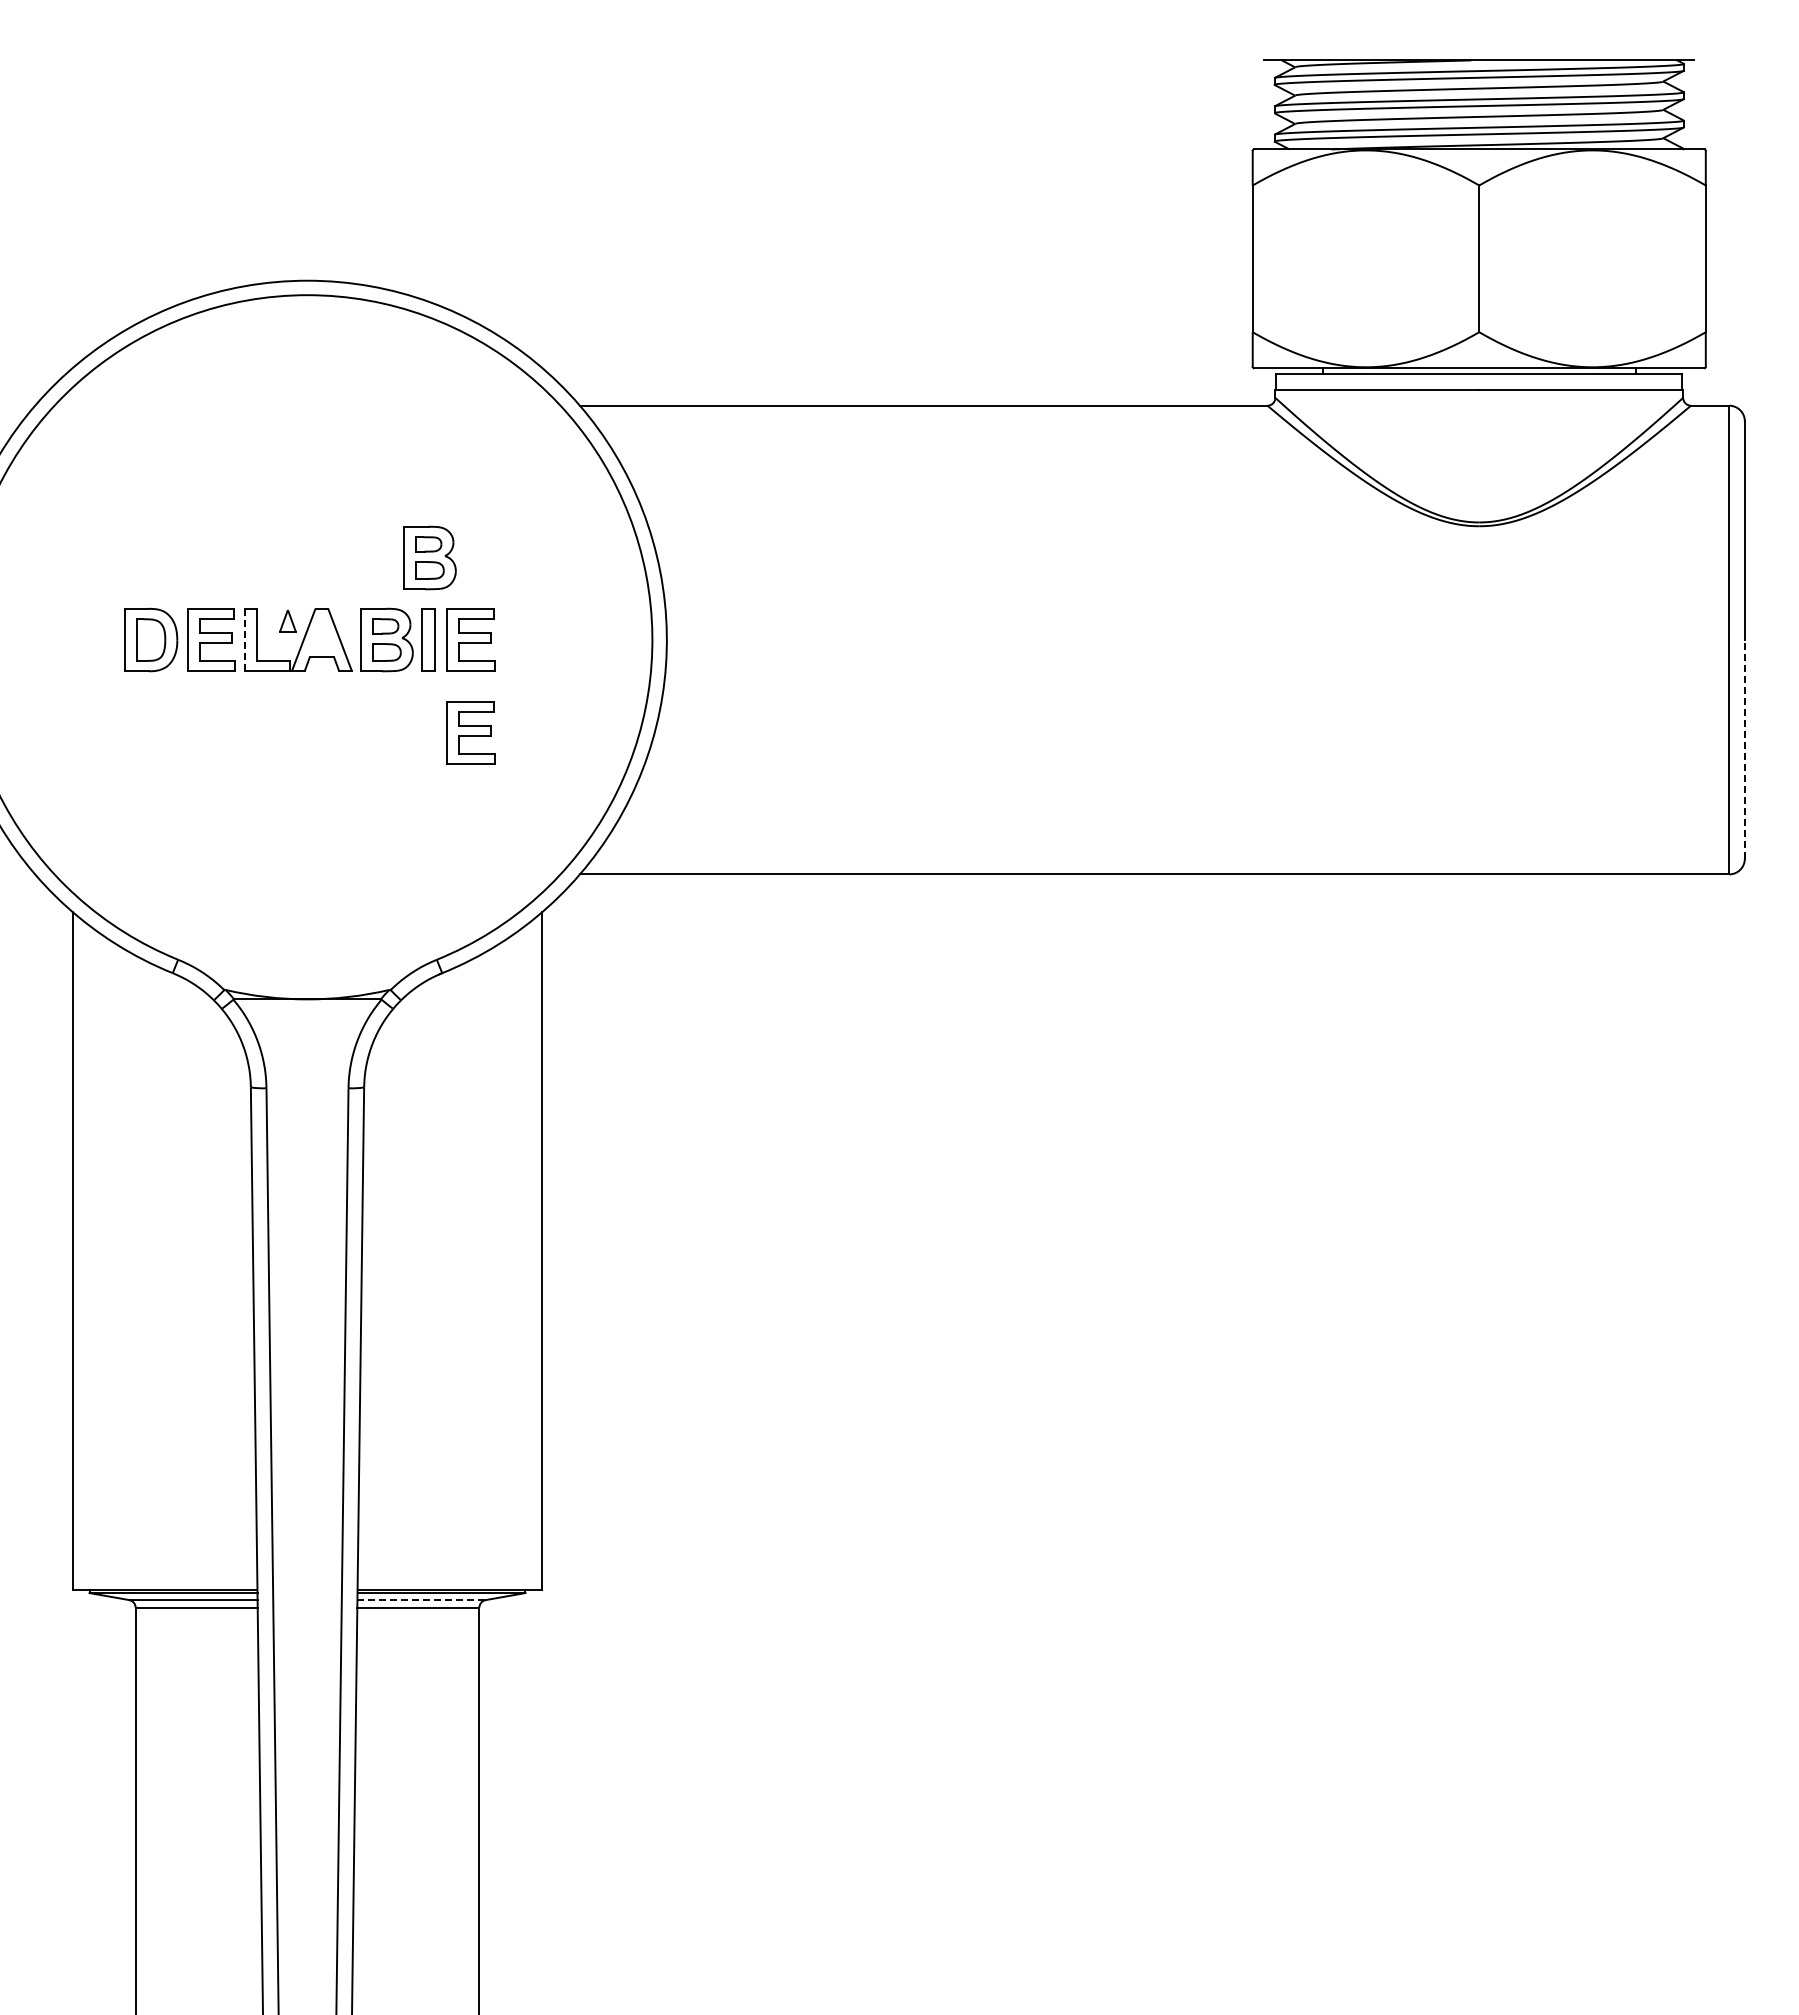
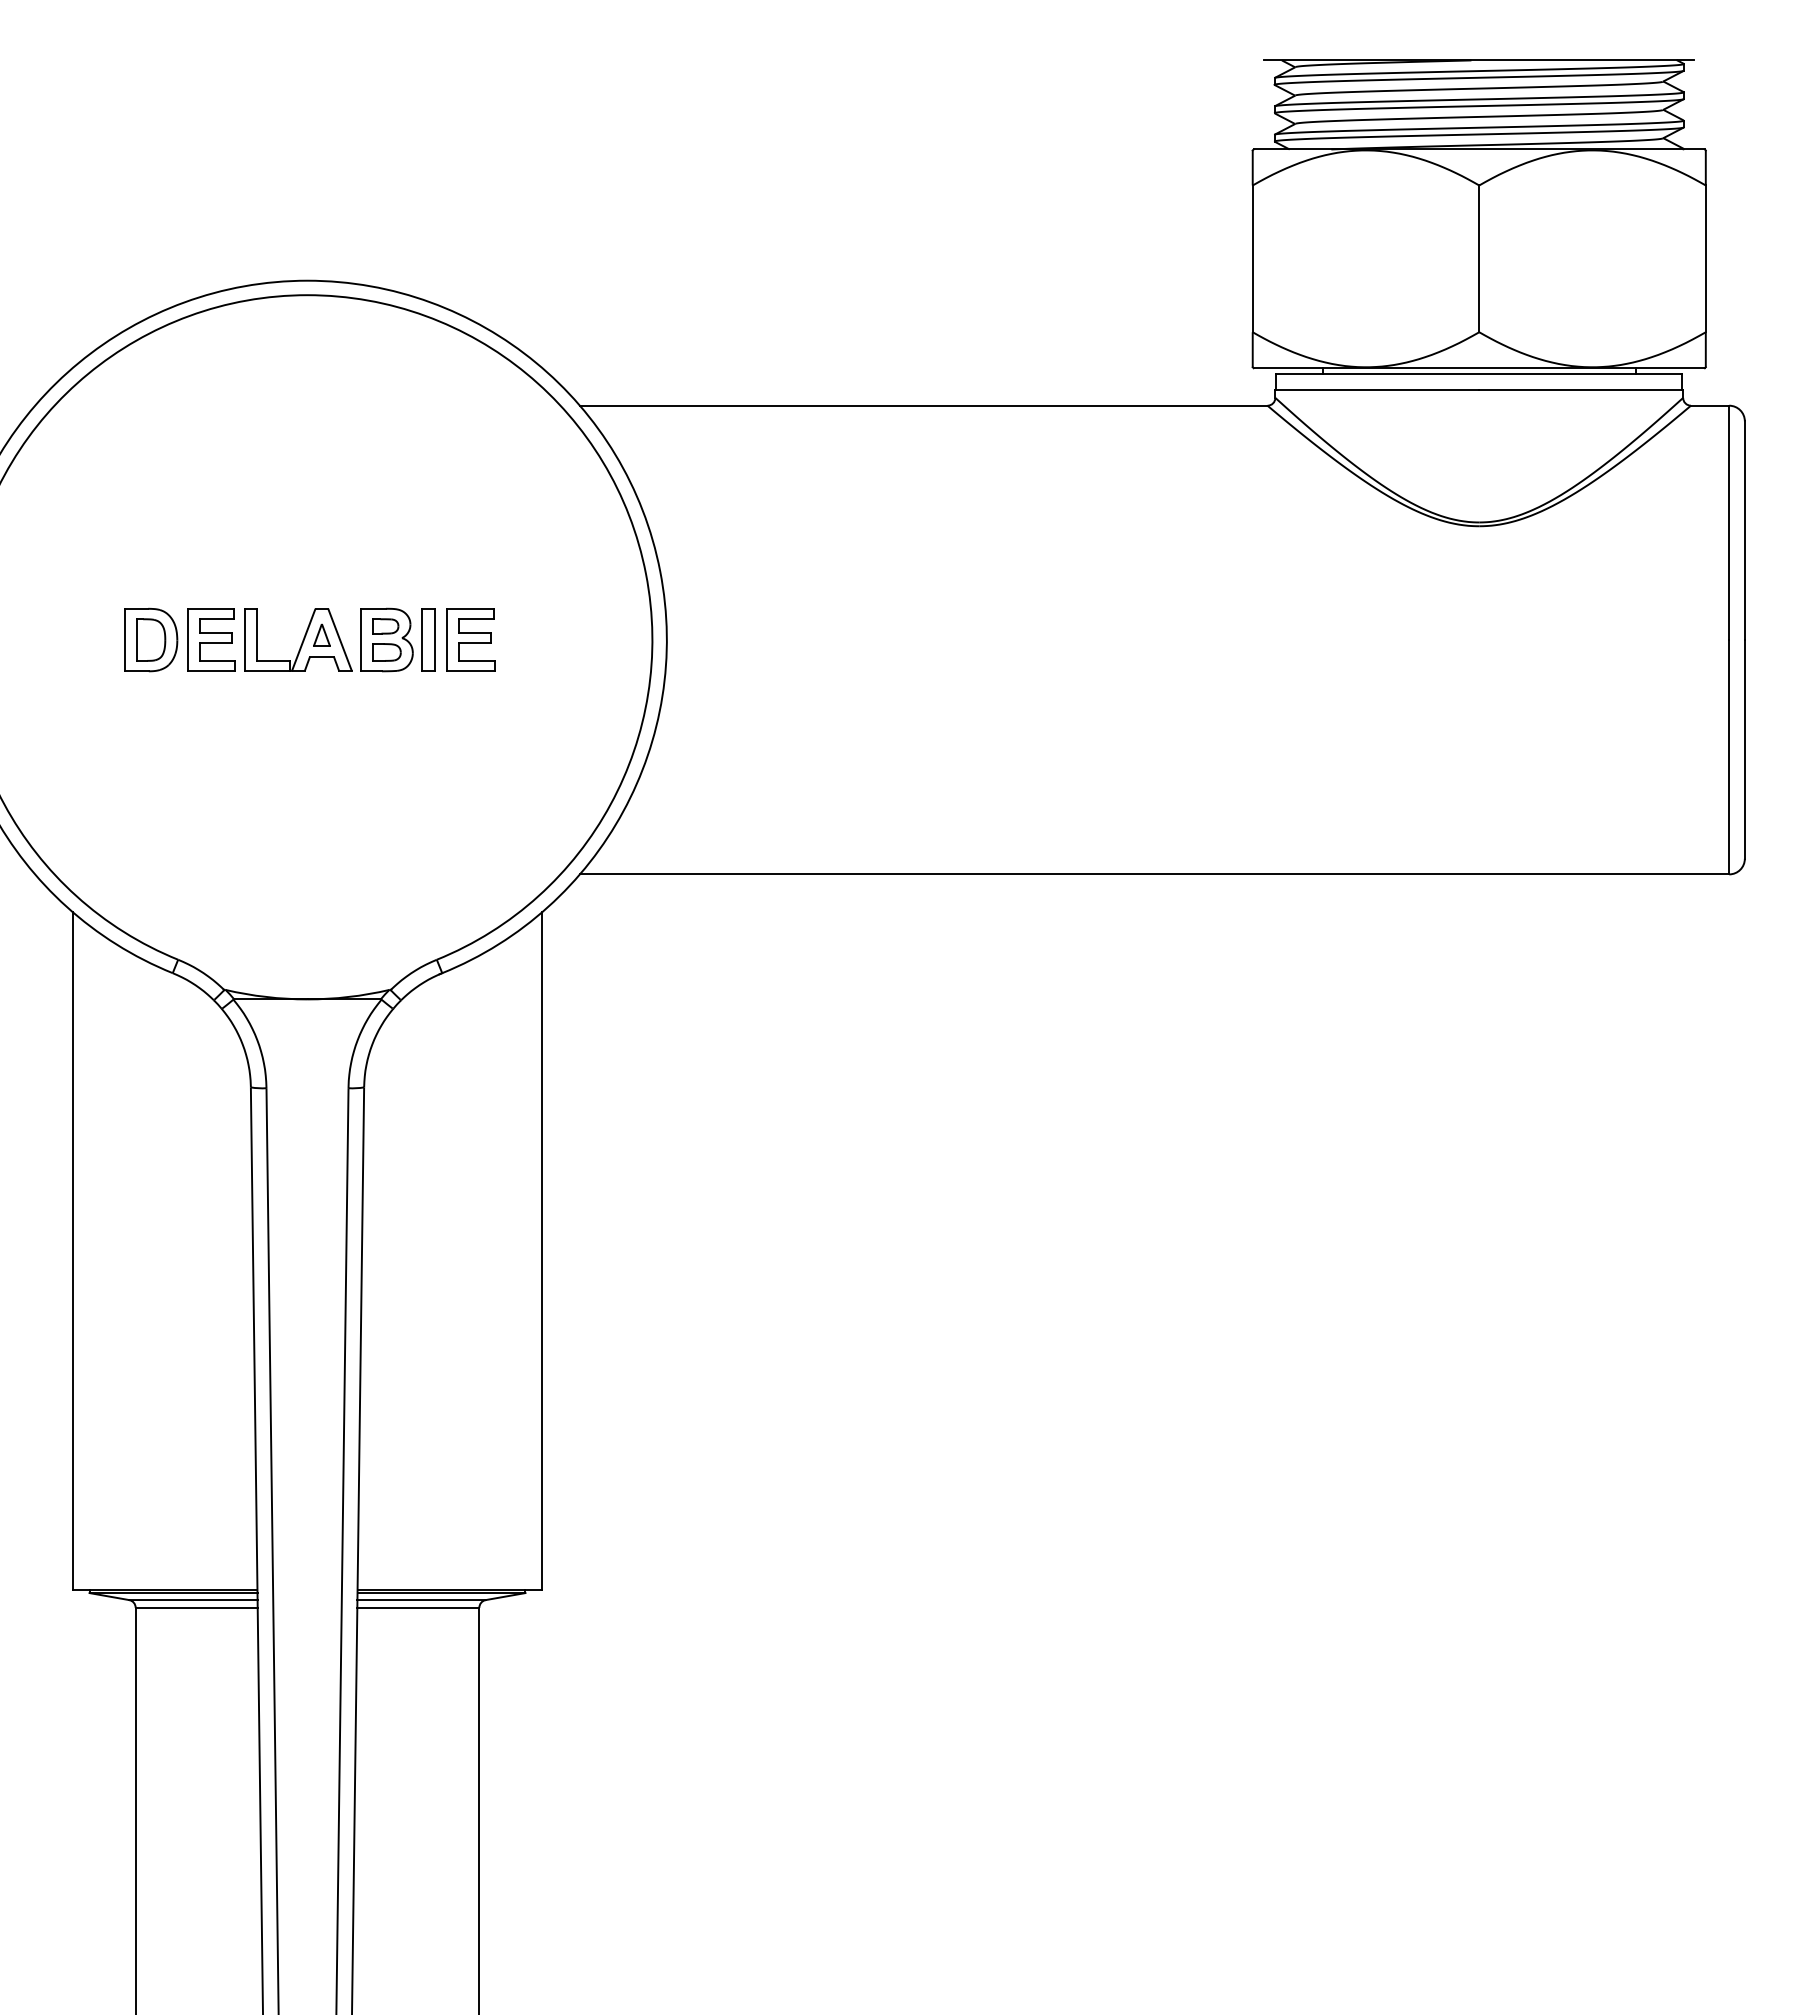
part: present -> none (429, 557)
part position: (287, 620) -> (321, 634) (321, 634)
line: dashed -> solid (245, 640)
part: present -> none (470, 732)
line: dashed -> solid (1744, 748)
line: dashed -> solid (422, 1600)
